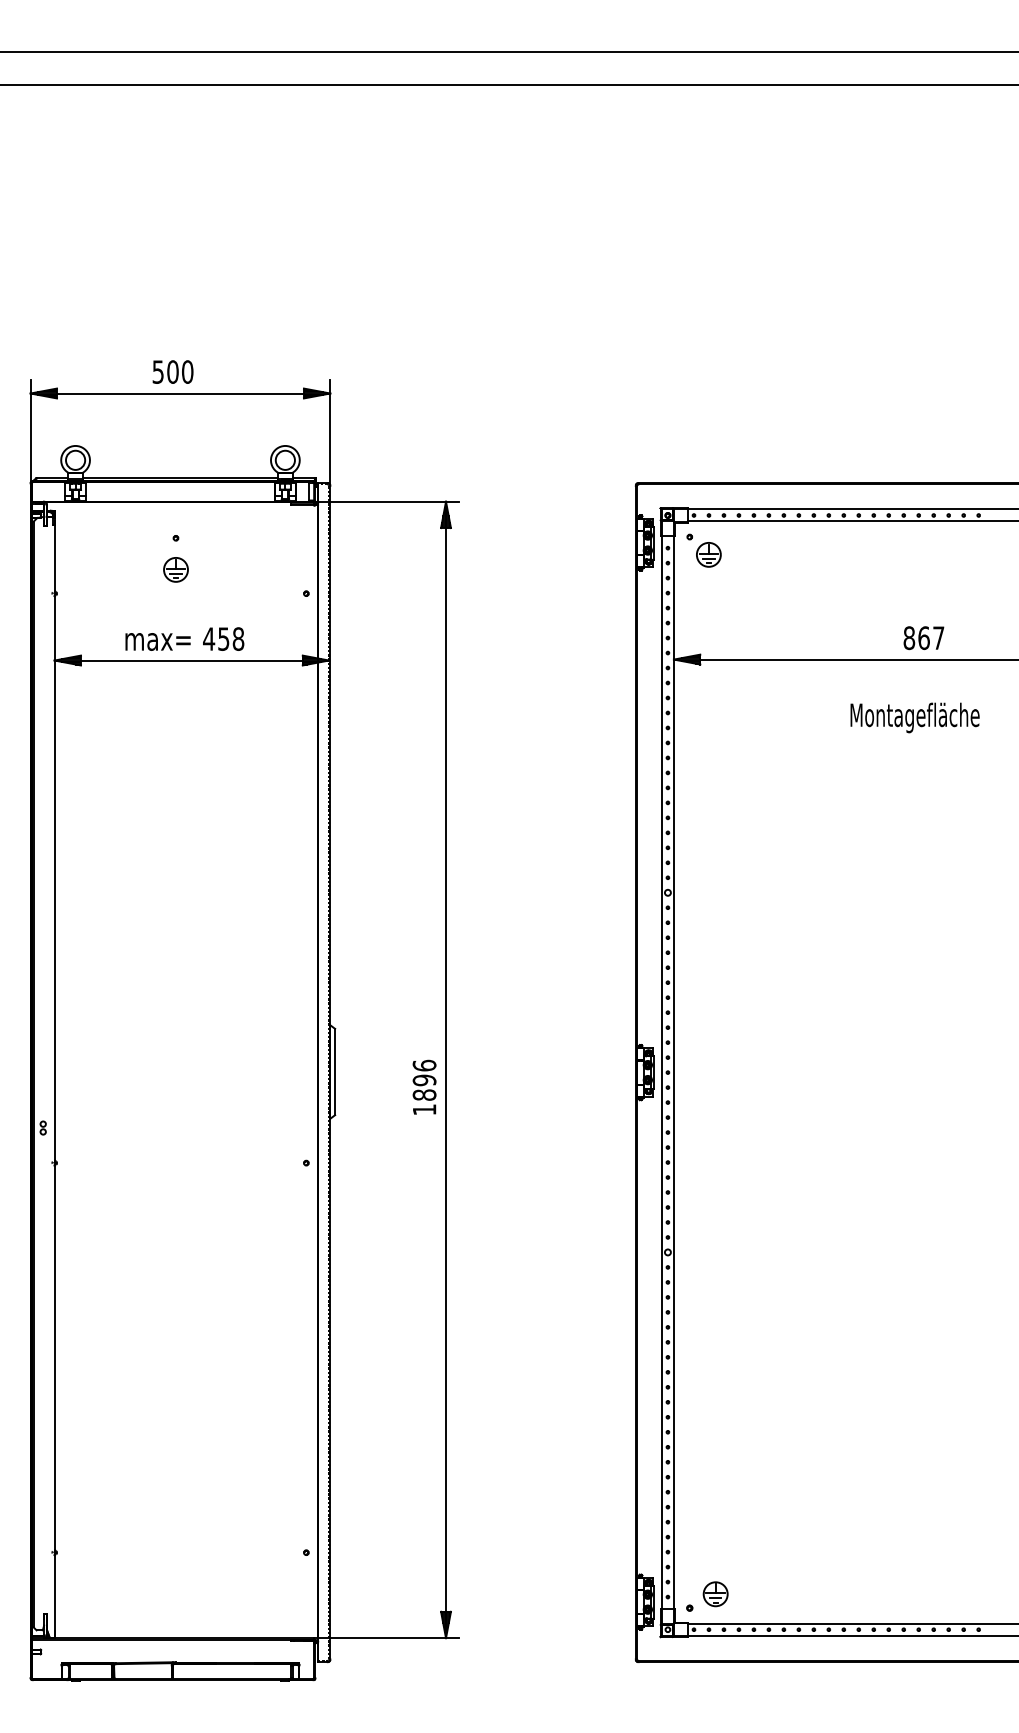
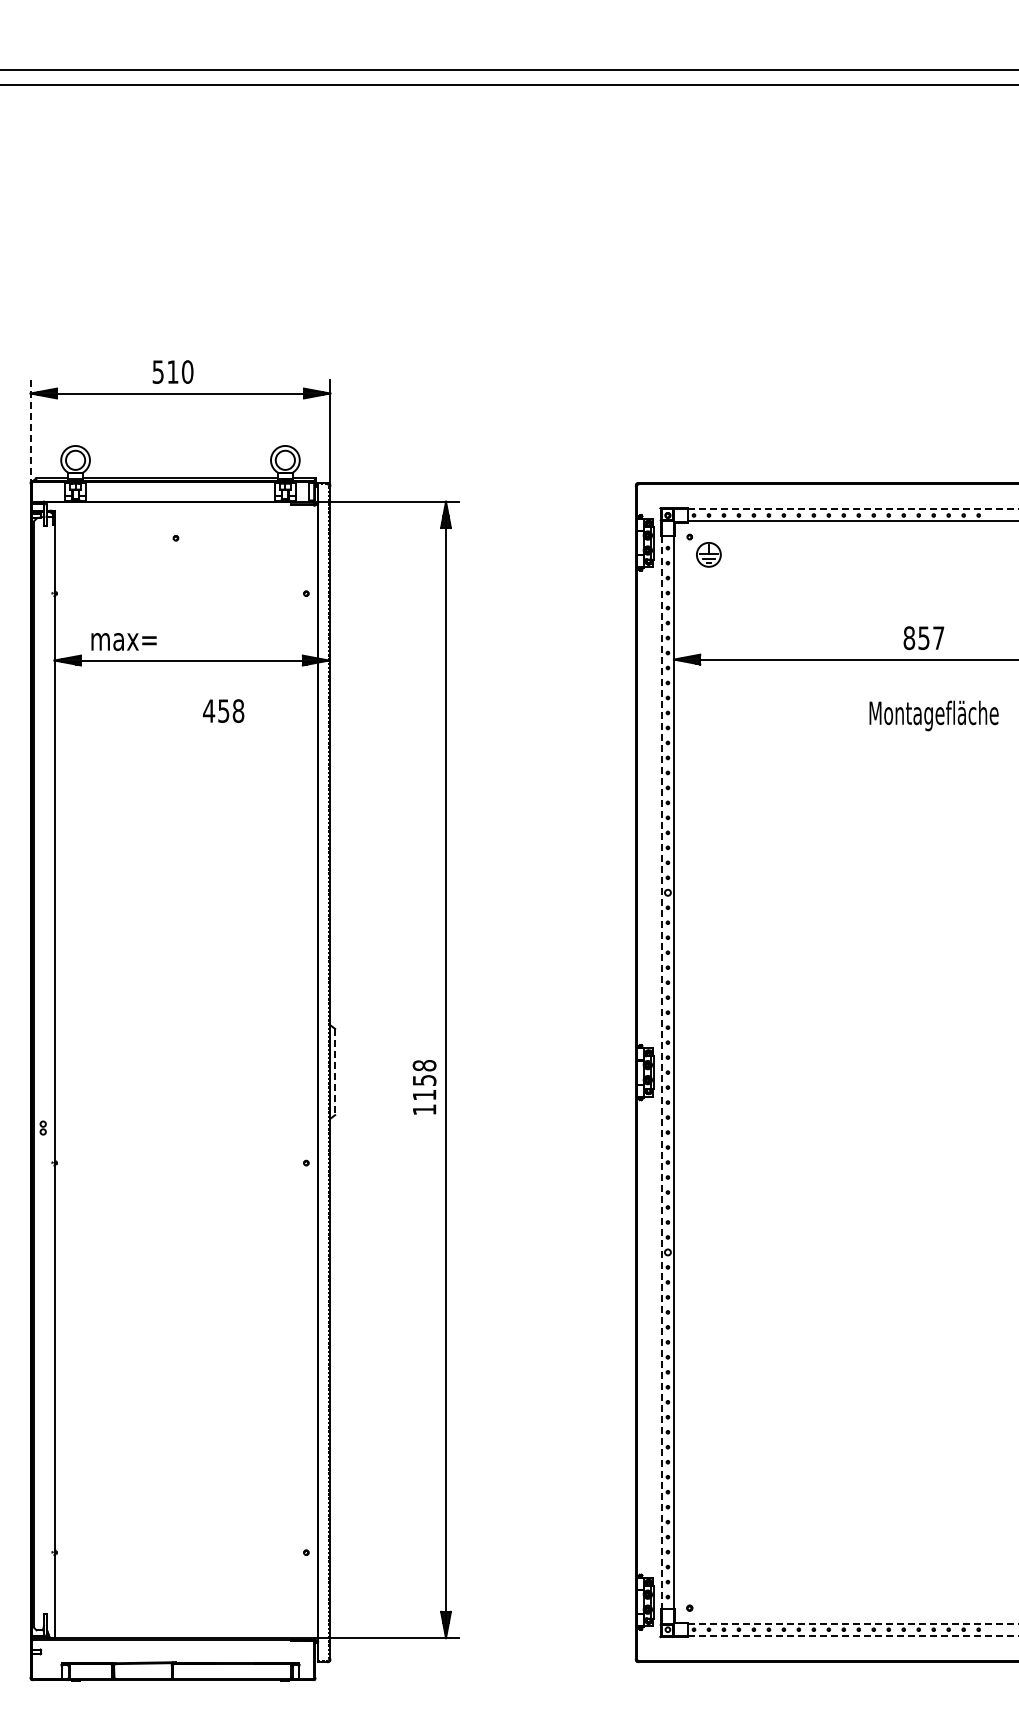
line position: (508, 51) -> (508, 69) (508, 69)
text: 500 -> 510 (172, 371)
line: solid -> dashed (30, 431)
line: solid -> dashed (853, 509)
part: present -> none (175, 569)
text position: (223, 638) -> (223, 710) (223, 710)
text: 867 -> 857 (923, 638)
text position: (157, 641) -> (123, 641) (123, 641)
text position: (914, 717) -> (933, 715) (933, 715)
line: solid -> dashed (335, 1072)
line: solid -> dashed (661, 1072)
text: 1896 -> 1158 (424, 1079)
part: present -> none (715, 1594)
line: solid -> dashed (853, 1623)
line: solid -> dashed (853, 1635)
